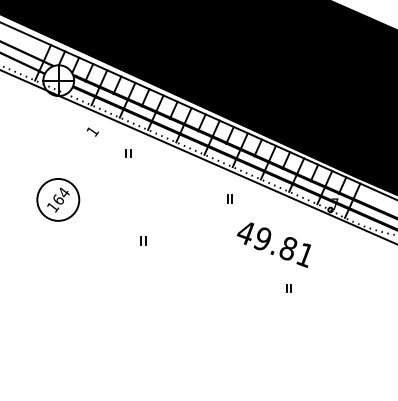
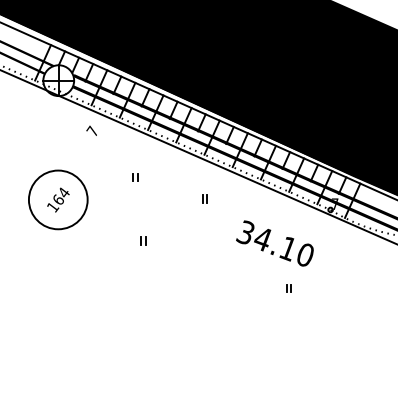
text: 1 -> 7 (92, 130)
part position: (128, 153) -> (135, 177) (135, 177)
part position: (229, 198) -> (204, 198) (204, 198)
circle diameter: 42 px -> 59 px (57, 199)
text: 49.81 -> 34.10 (274, 243)
